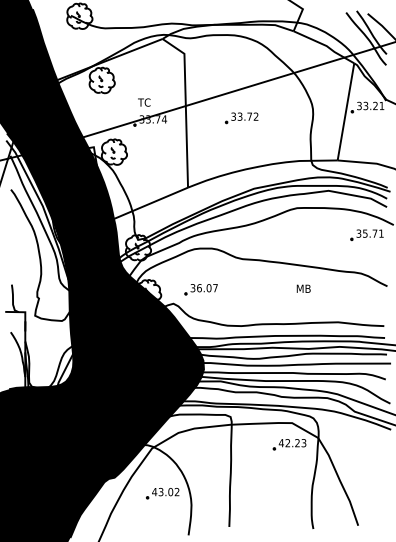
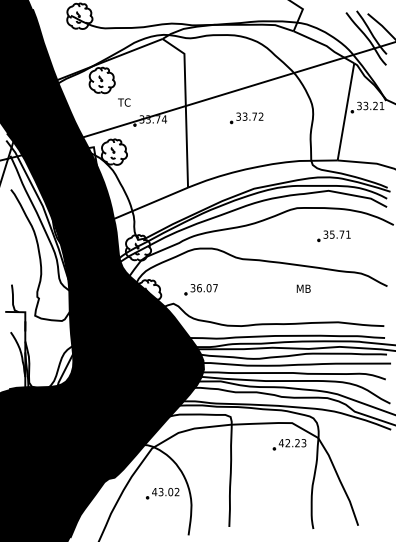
text position: (144, 102) -> (124, 102) (124, 102)
part position: (241, 118) -> (246, 118) (246, 118)
part position: (366, 235) -> (333, 236) (333, 236)
